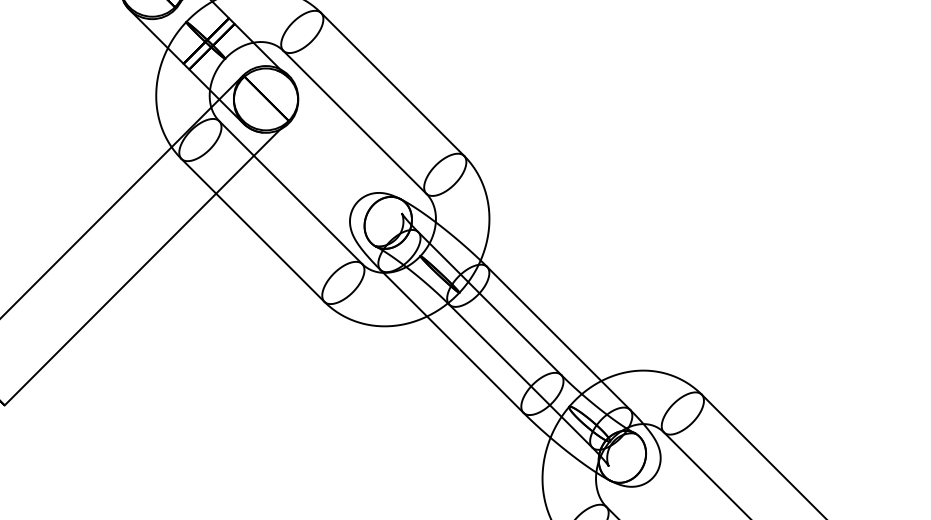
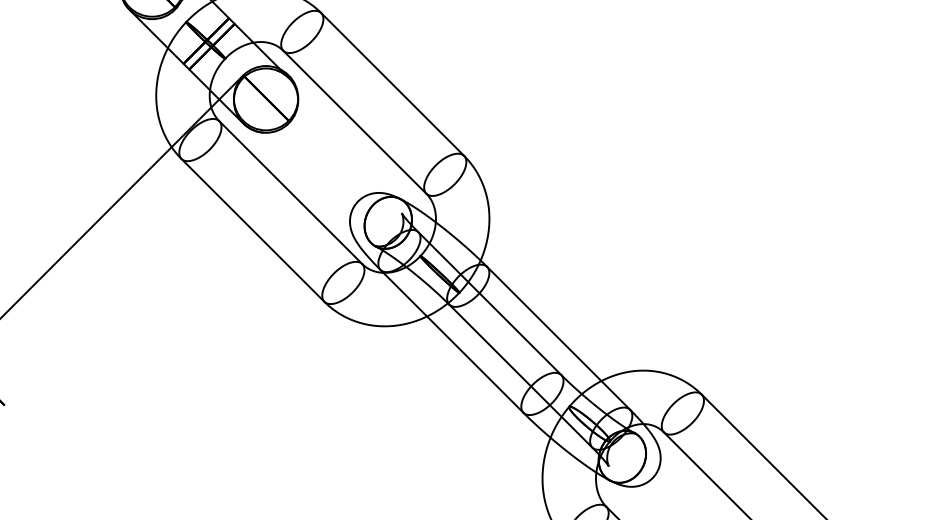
line: present -> none (146, 262)
